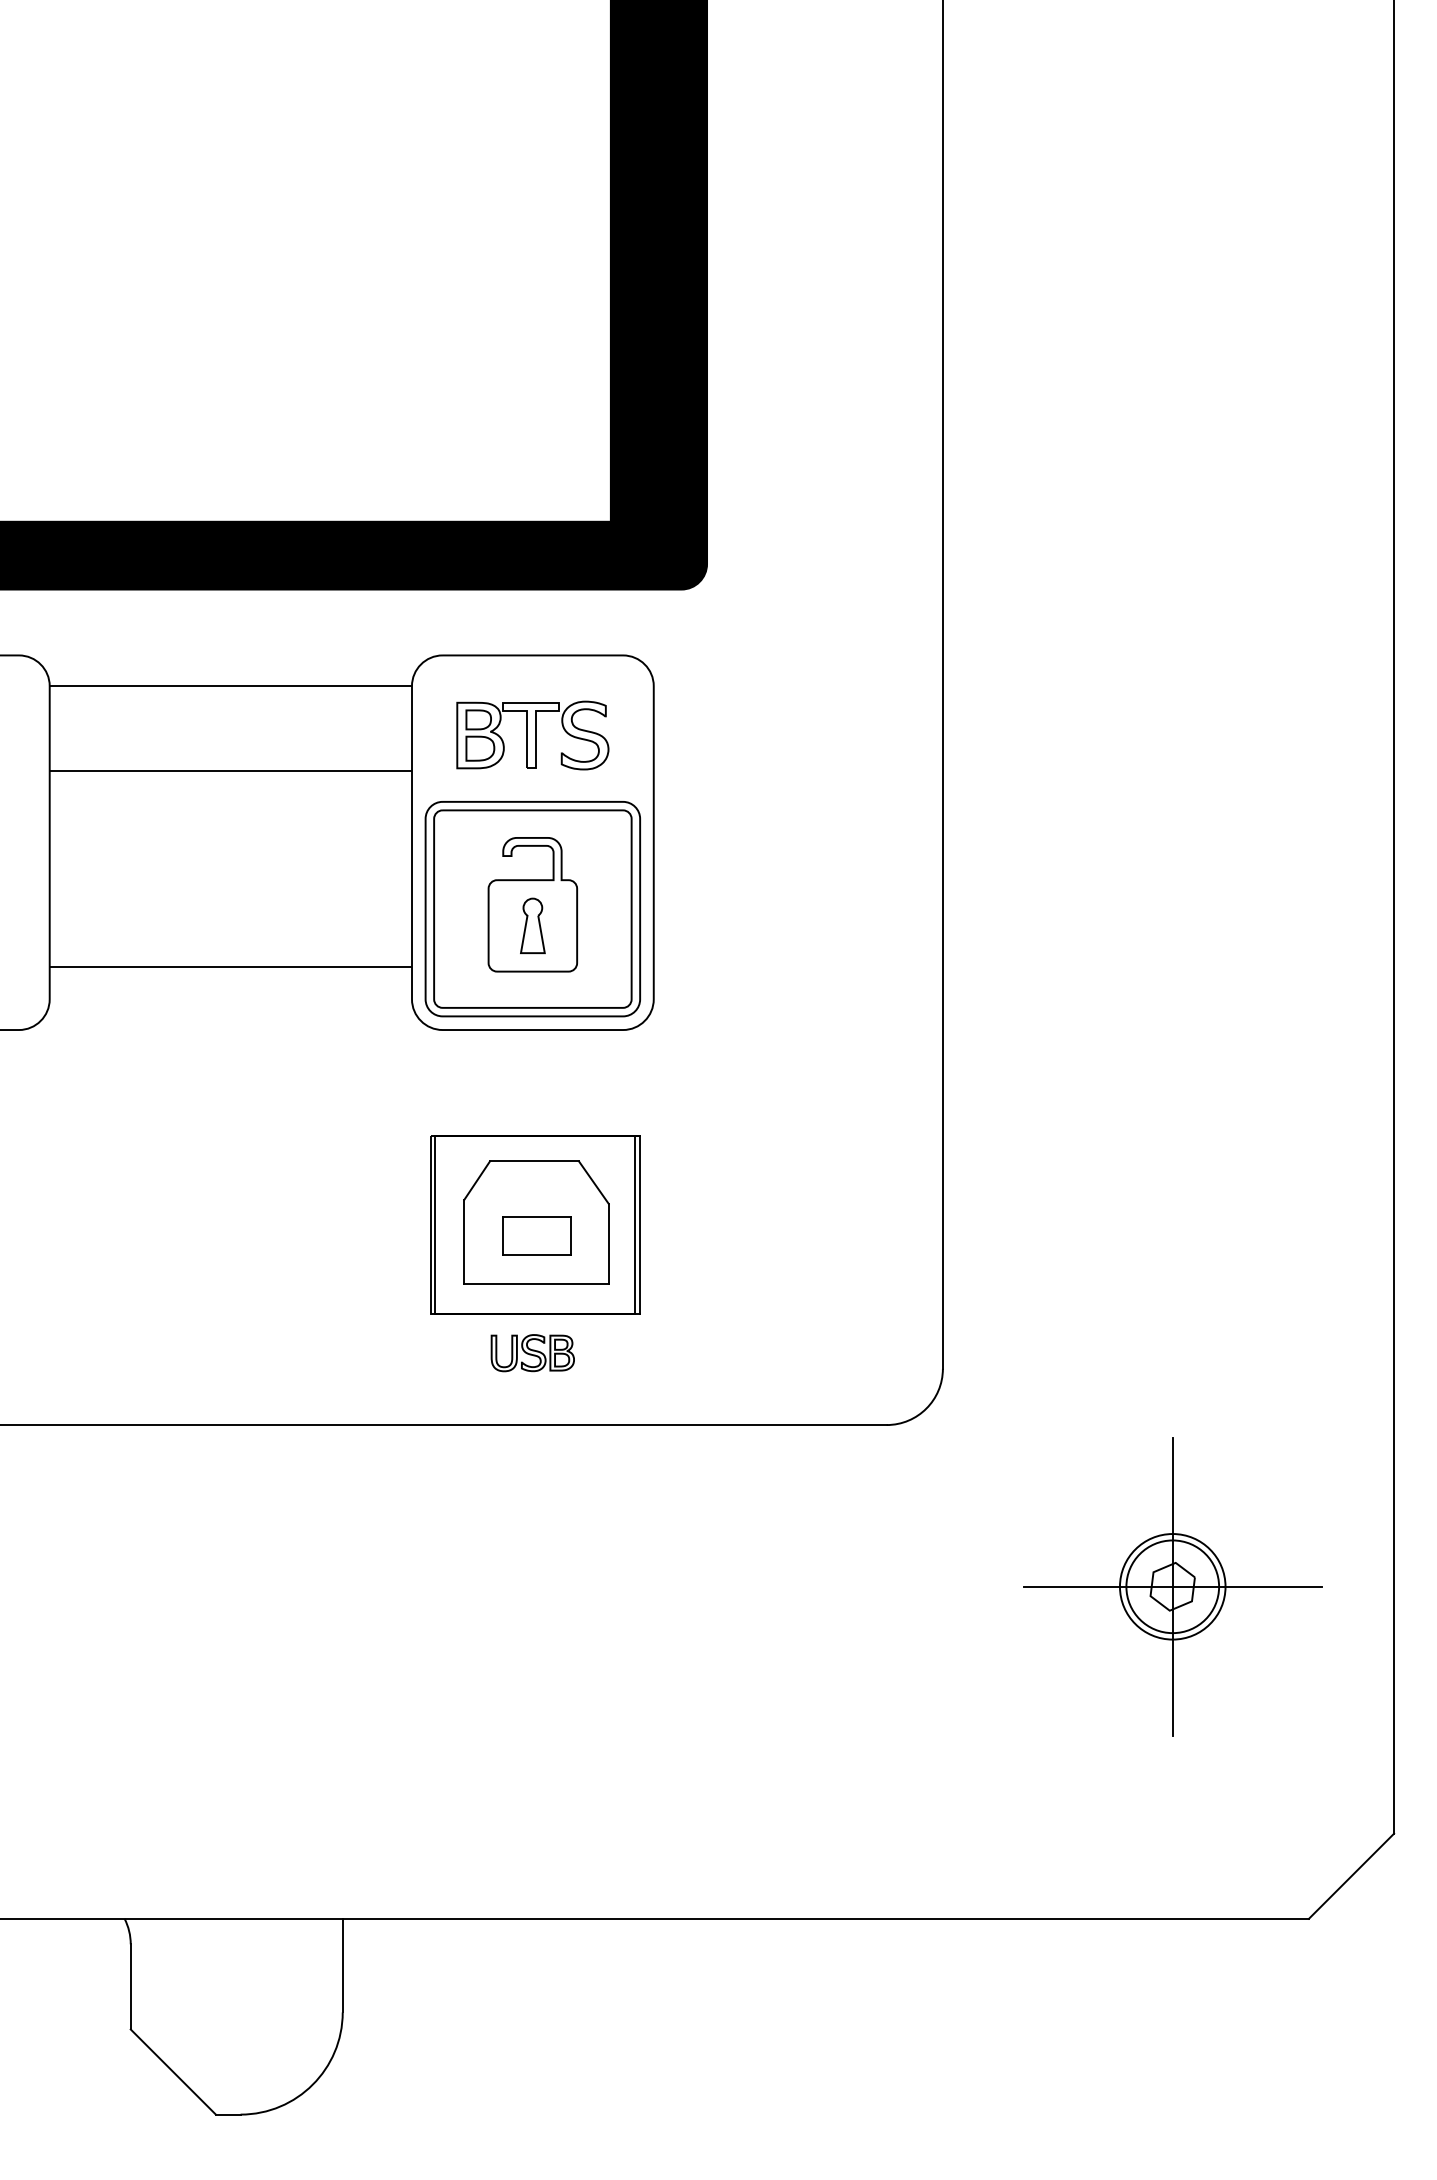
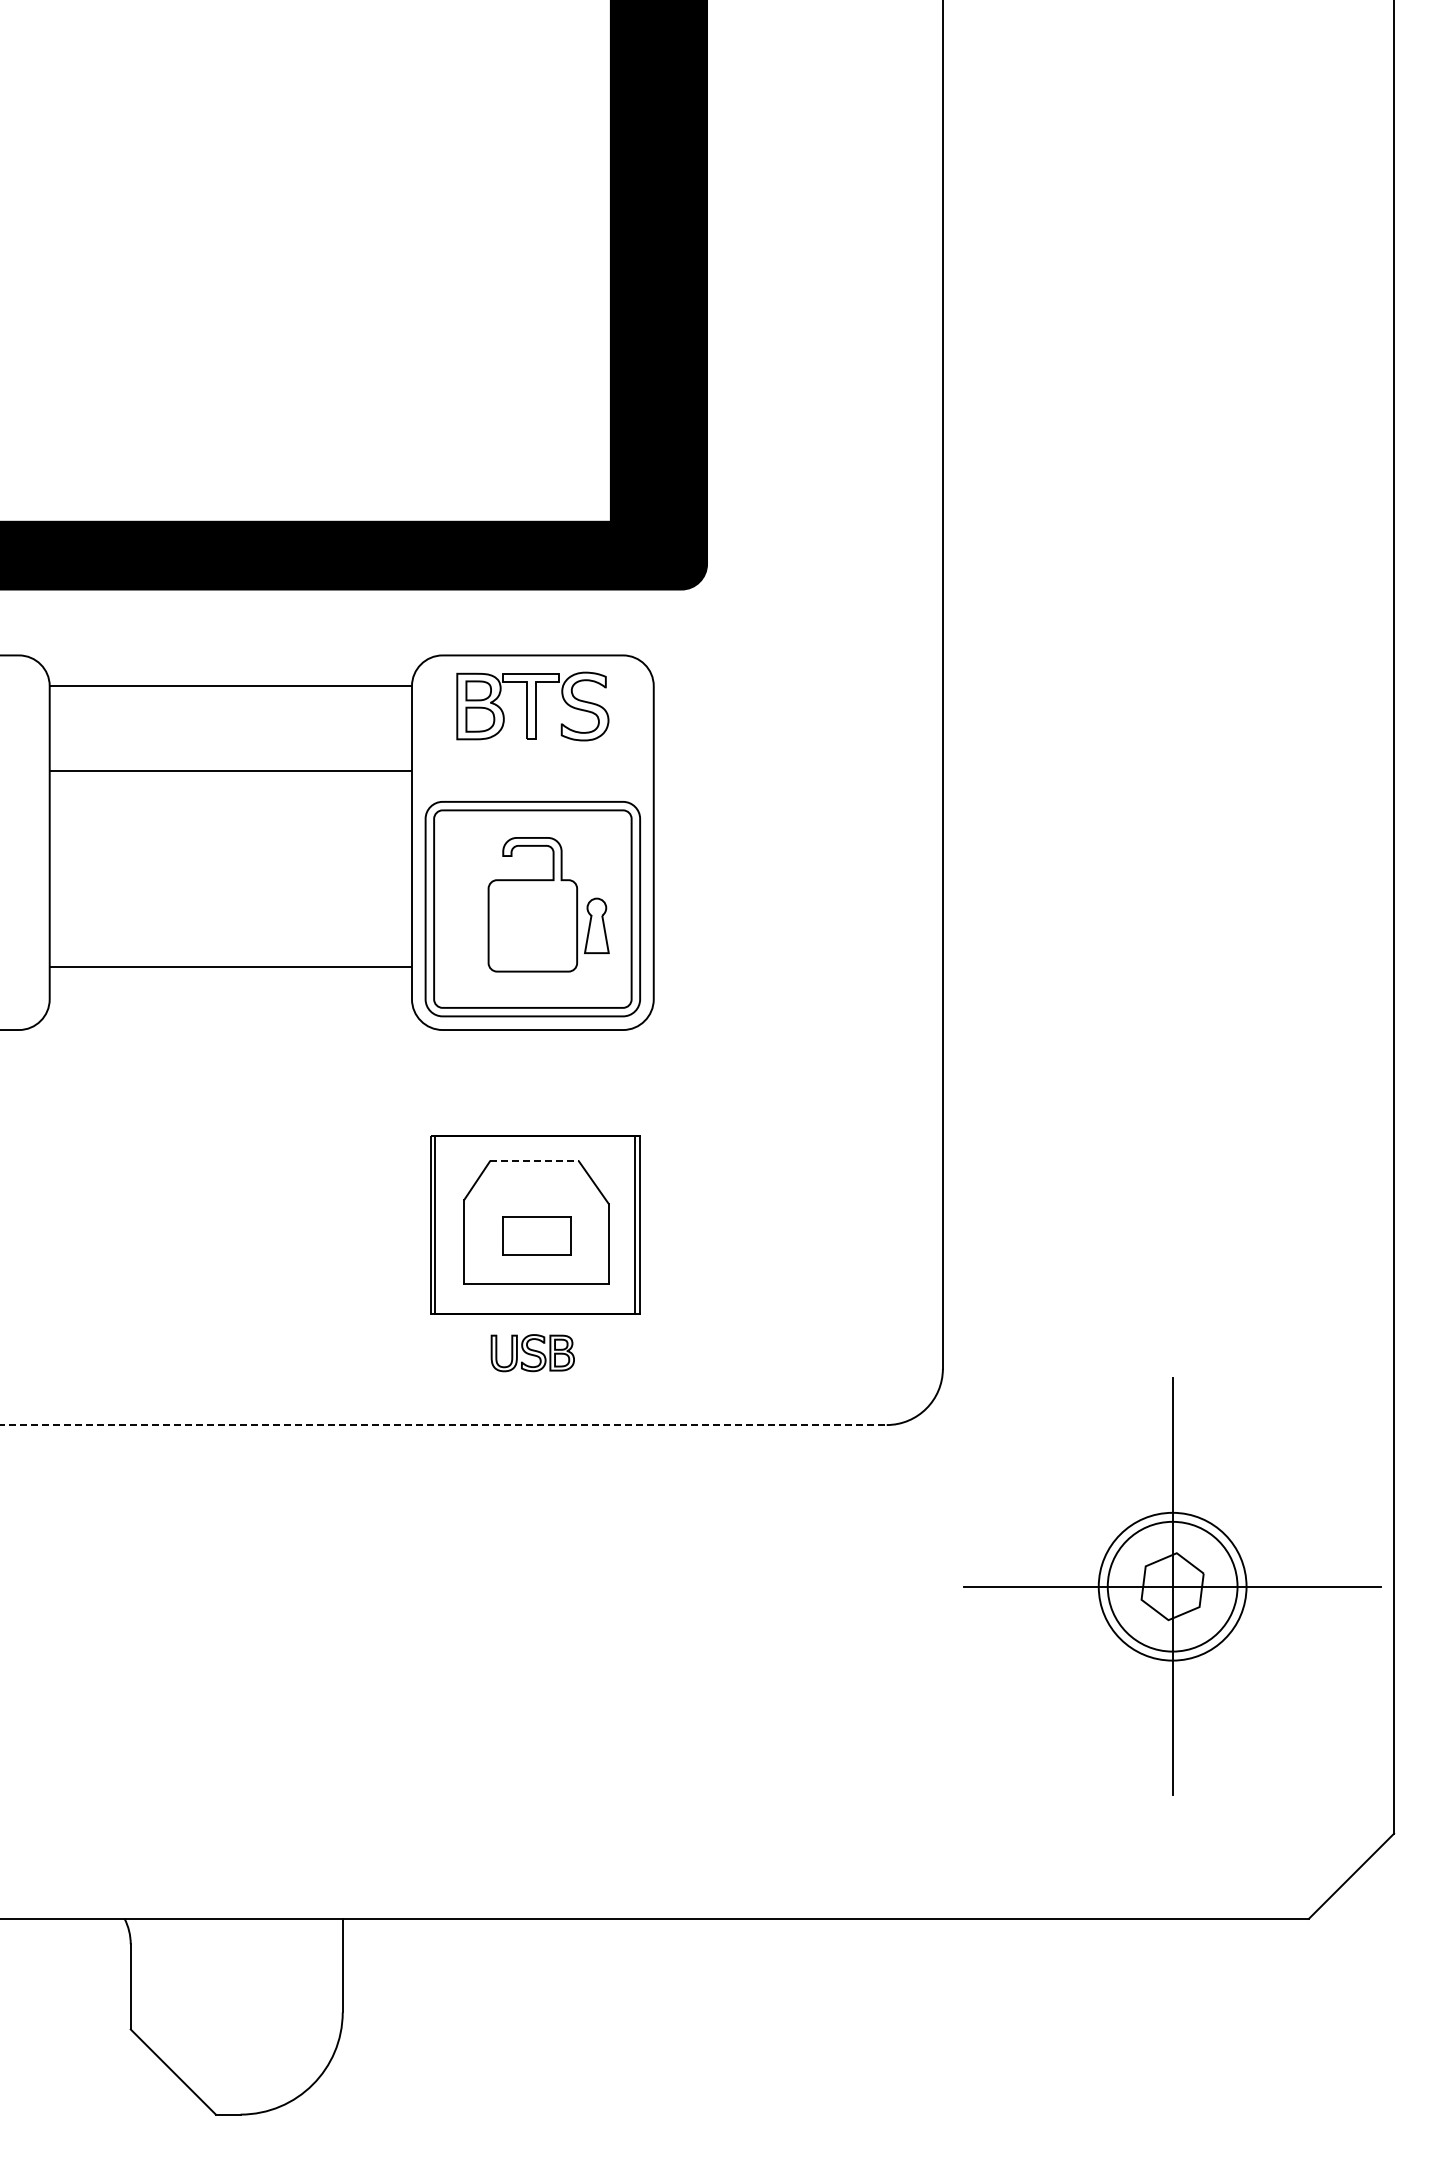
part position: (532, 735) -> (532, 706) (532, 706)
part position: (532, 925) -> (596, 925) (596, 925)
line: solid -> dashed (534, 1161)
line: solid -> dashed (443, 1425)
part size: 300x300 px -> 419x419 px (1172, 1586)
